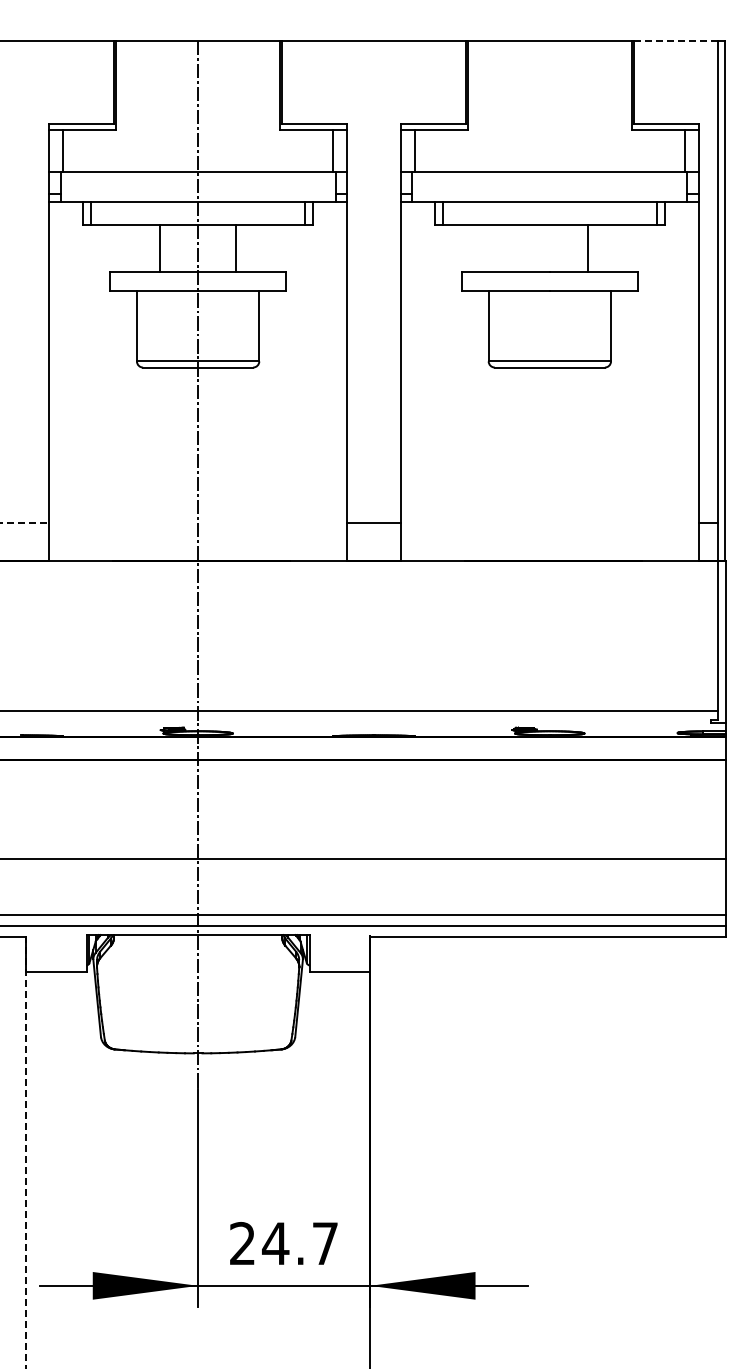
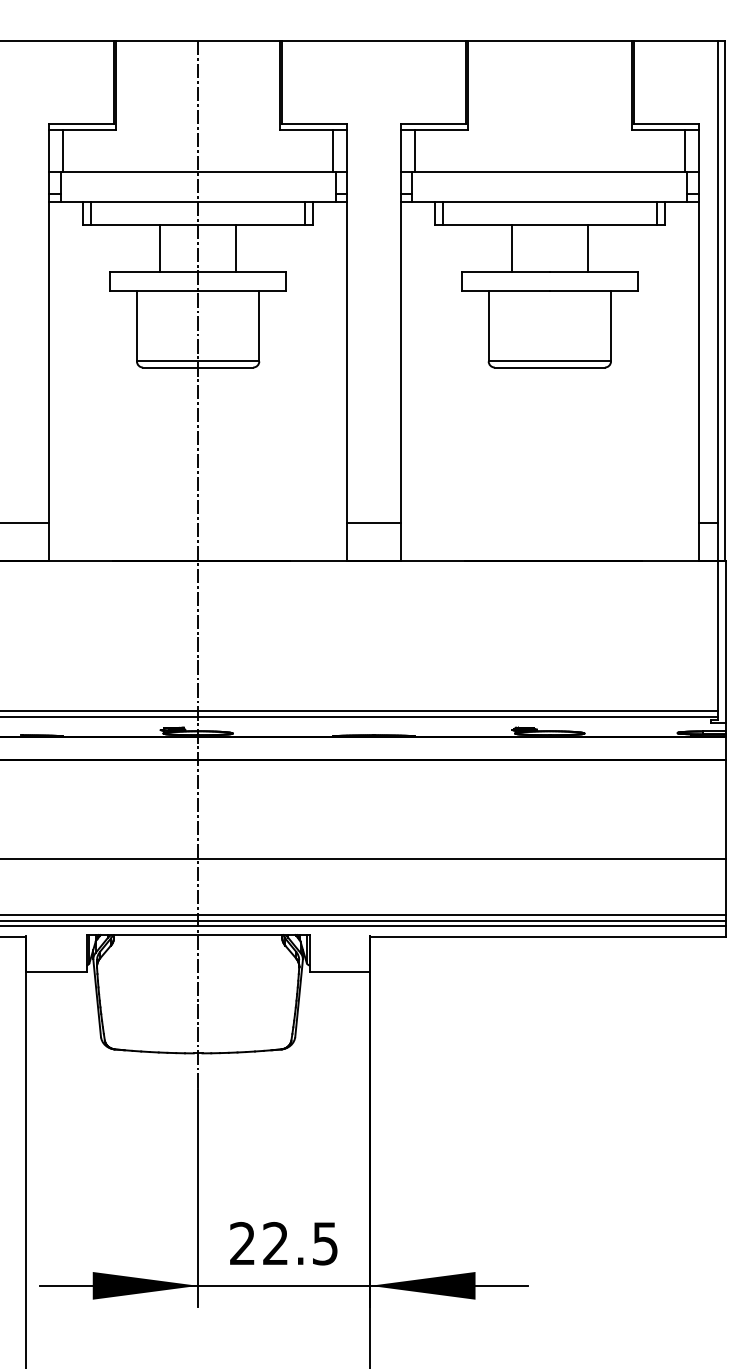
line: dashed -> solid (675, 41)
line: none -> present (511, 247)
line: dashed -> solid (25, 522)
line: none -> present (359, 717)
line: none -> present (363, 920)
line: dashed -> solid (26, 1152)
text: 24.7 -> 22.5 (299, 1243)
